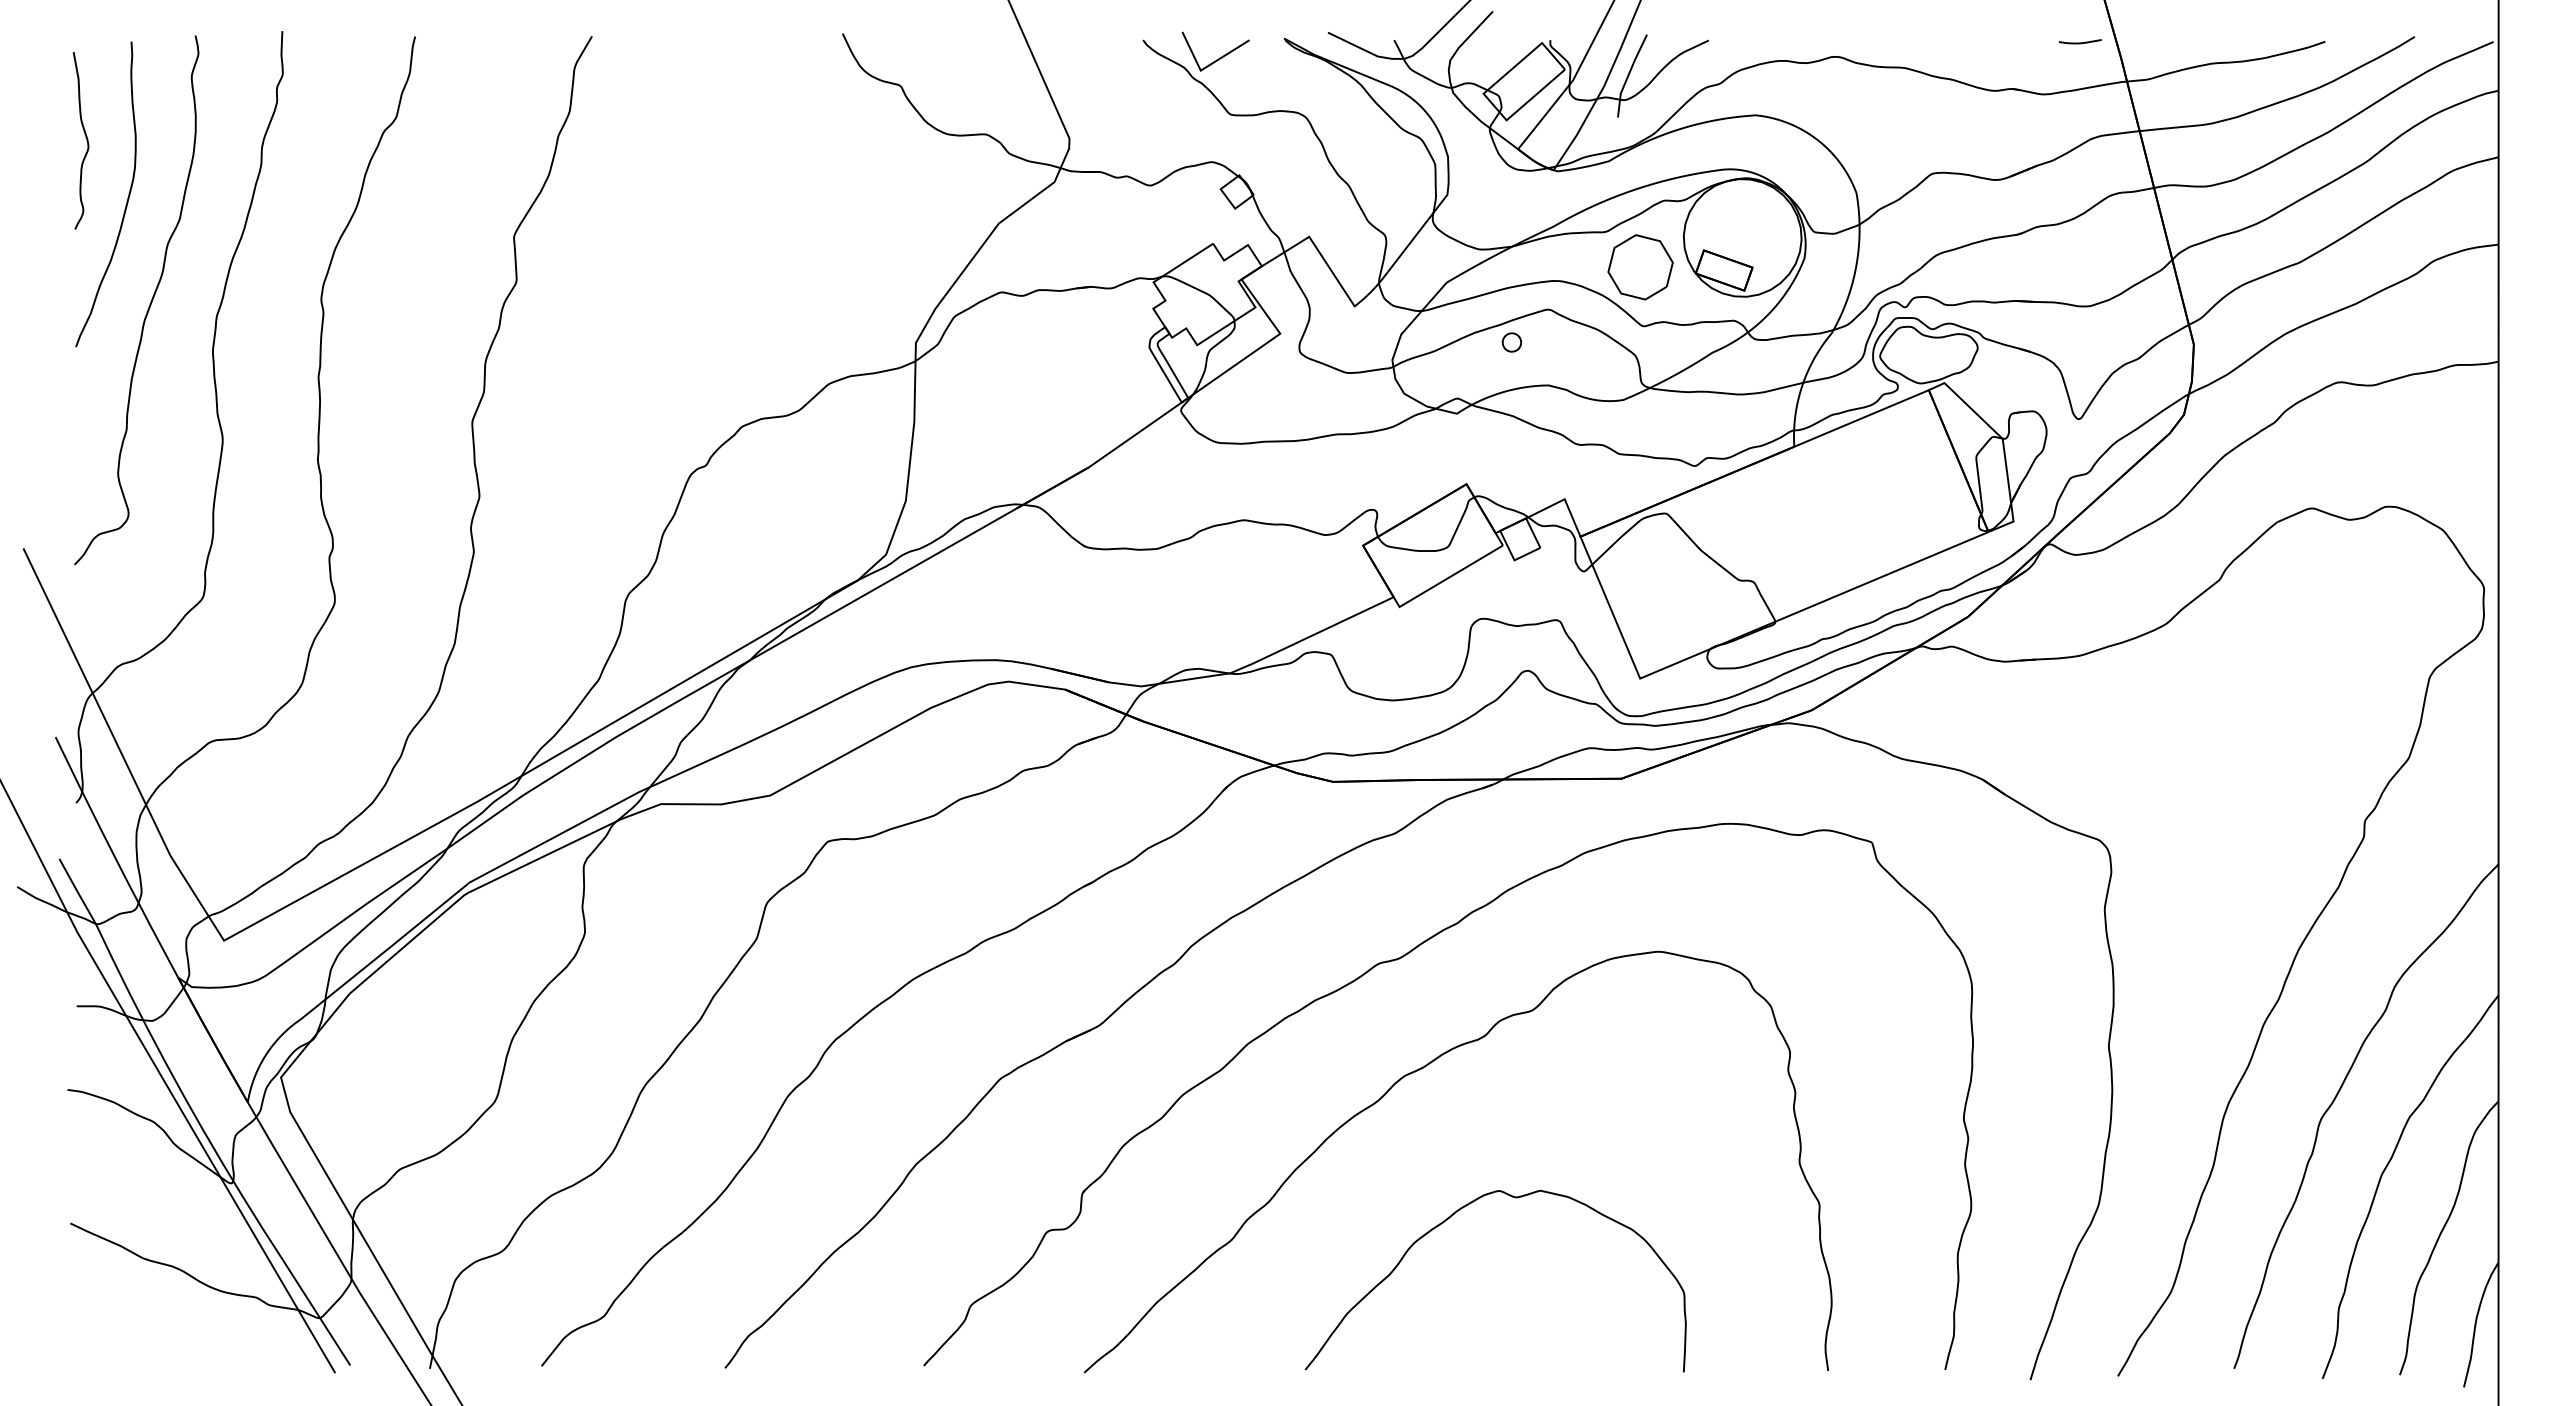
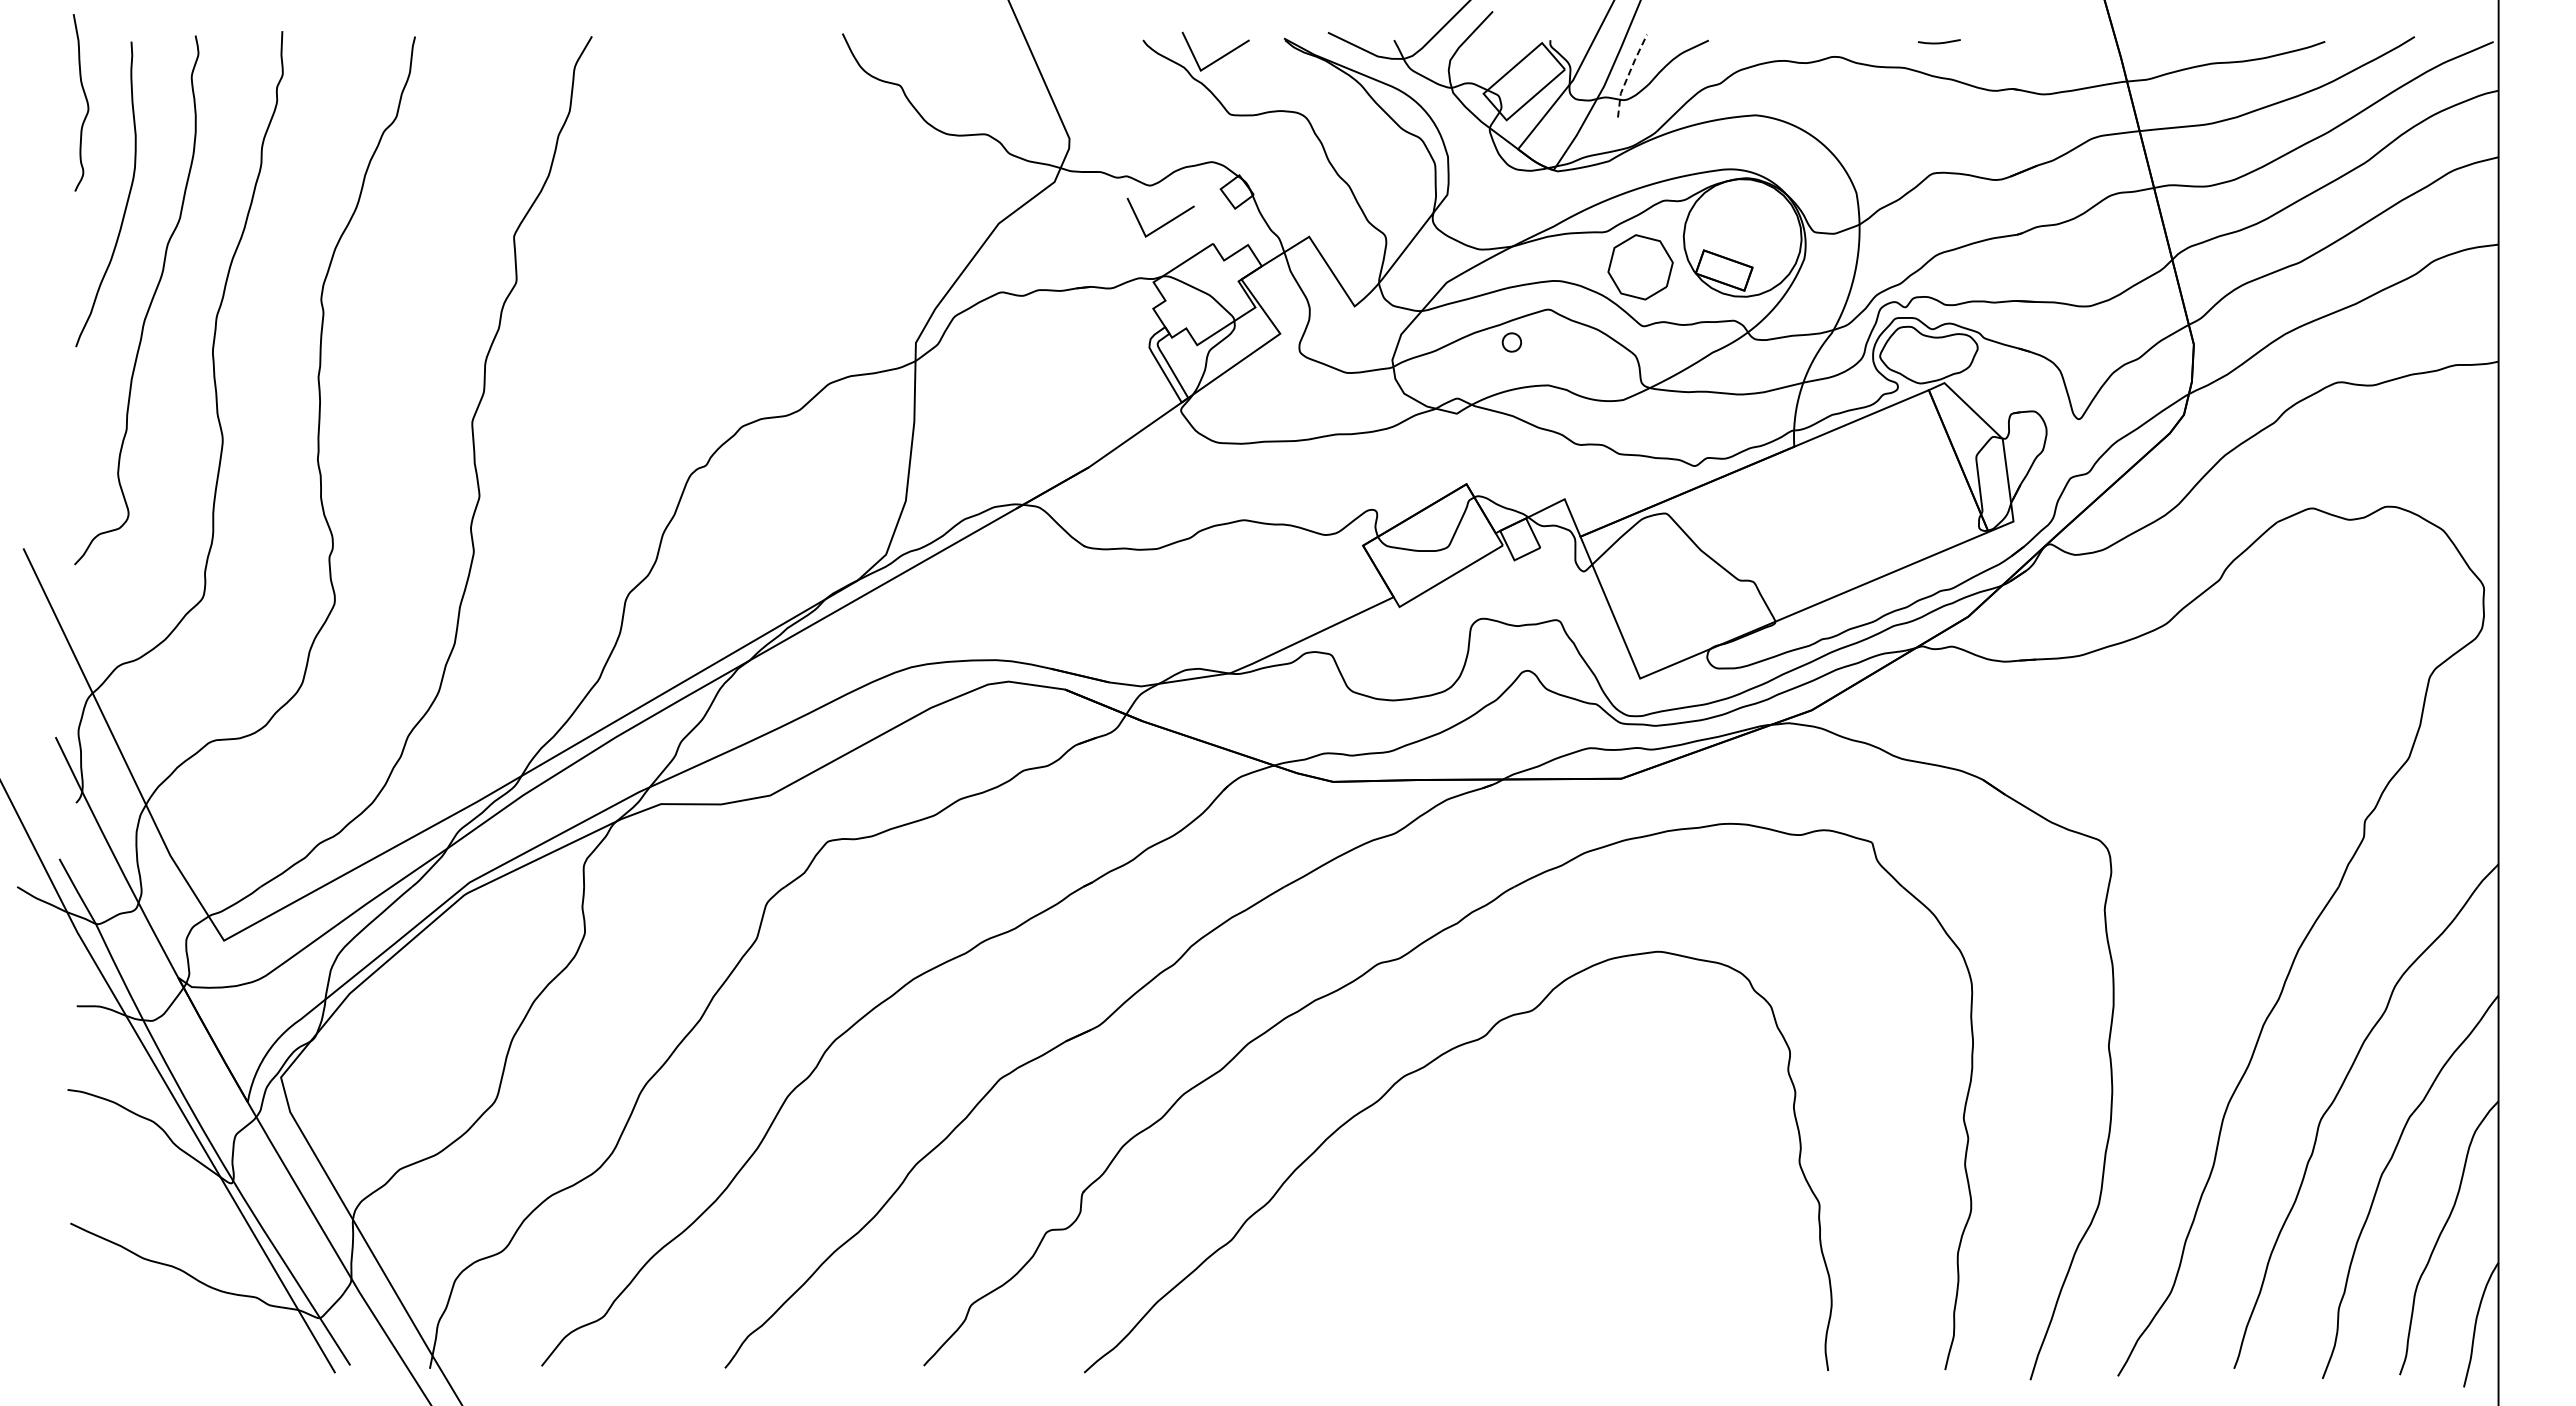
curve position: (2080, 42) -> (1939, 42) (1939, 42)
line: solid -> dashed (1628, 75)
curve position: (85, 137) -> (85, 99) (85, 99)
line: none -> present (1164, 223)
curve: present -> none (1447, 1220)
